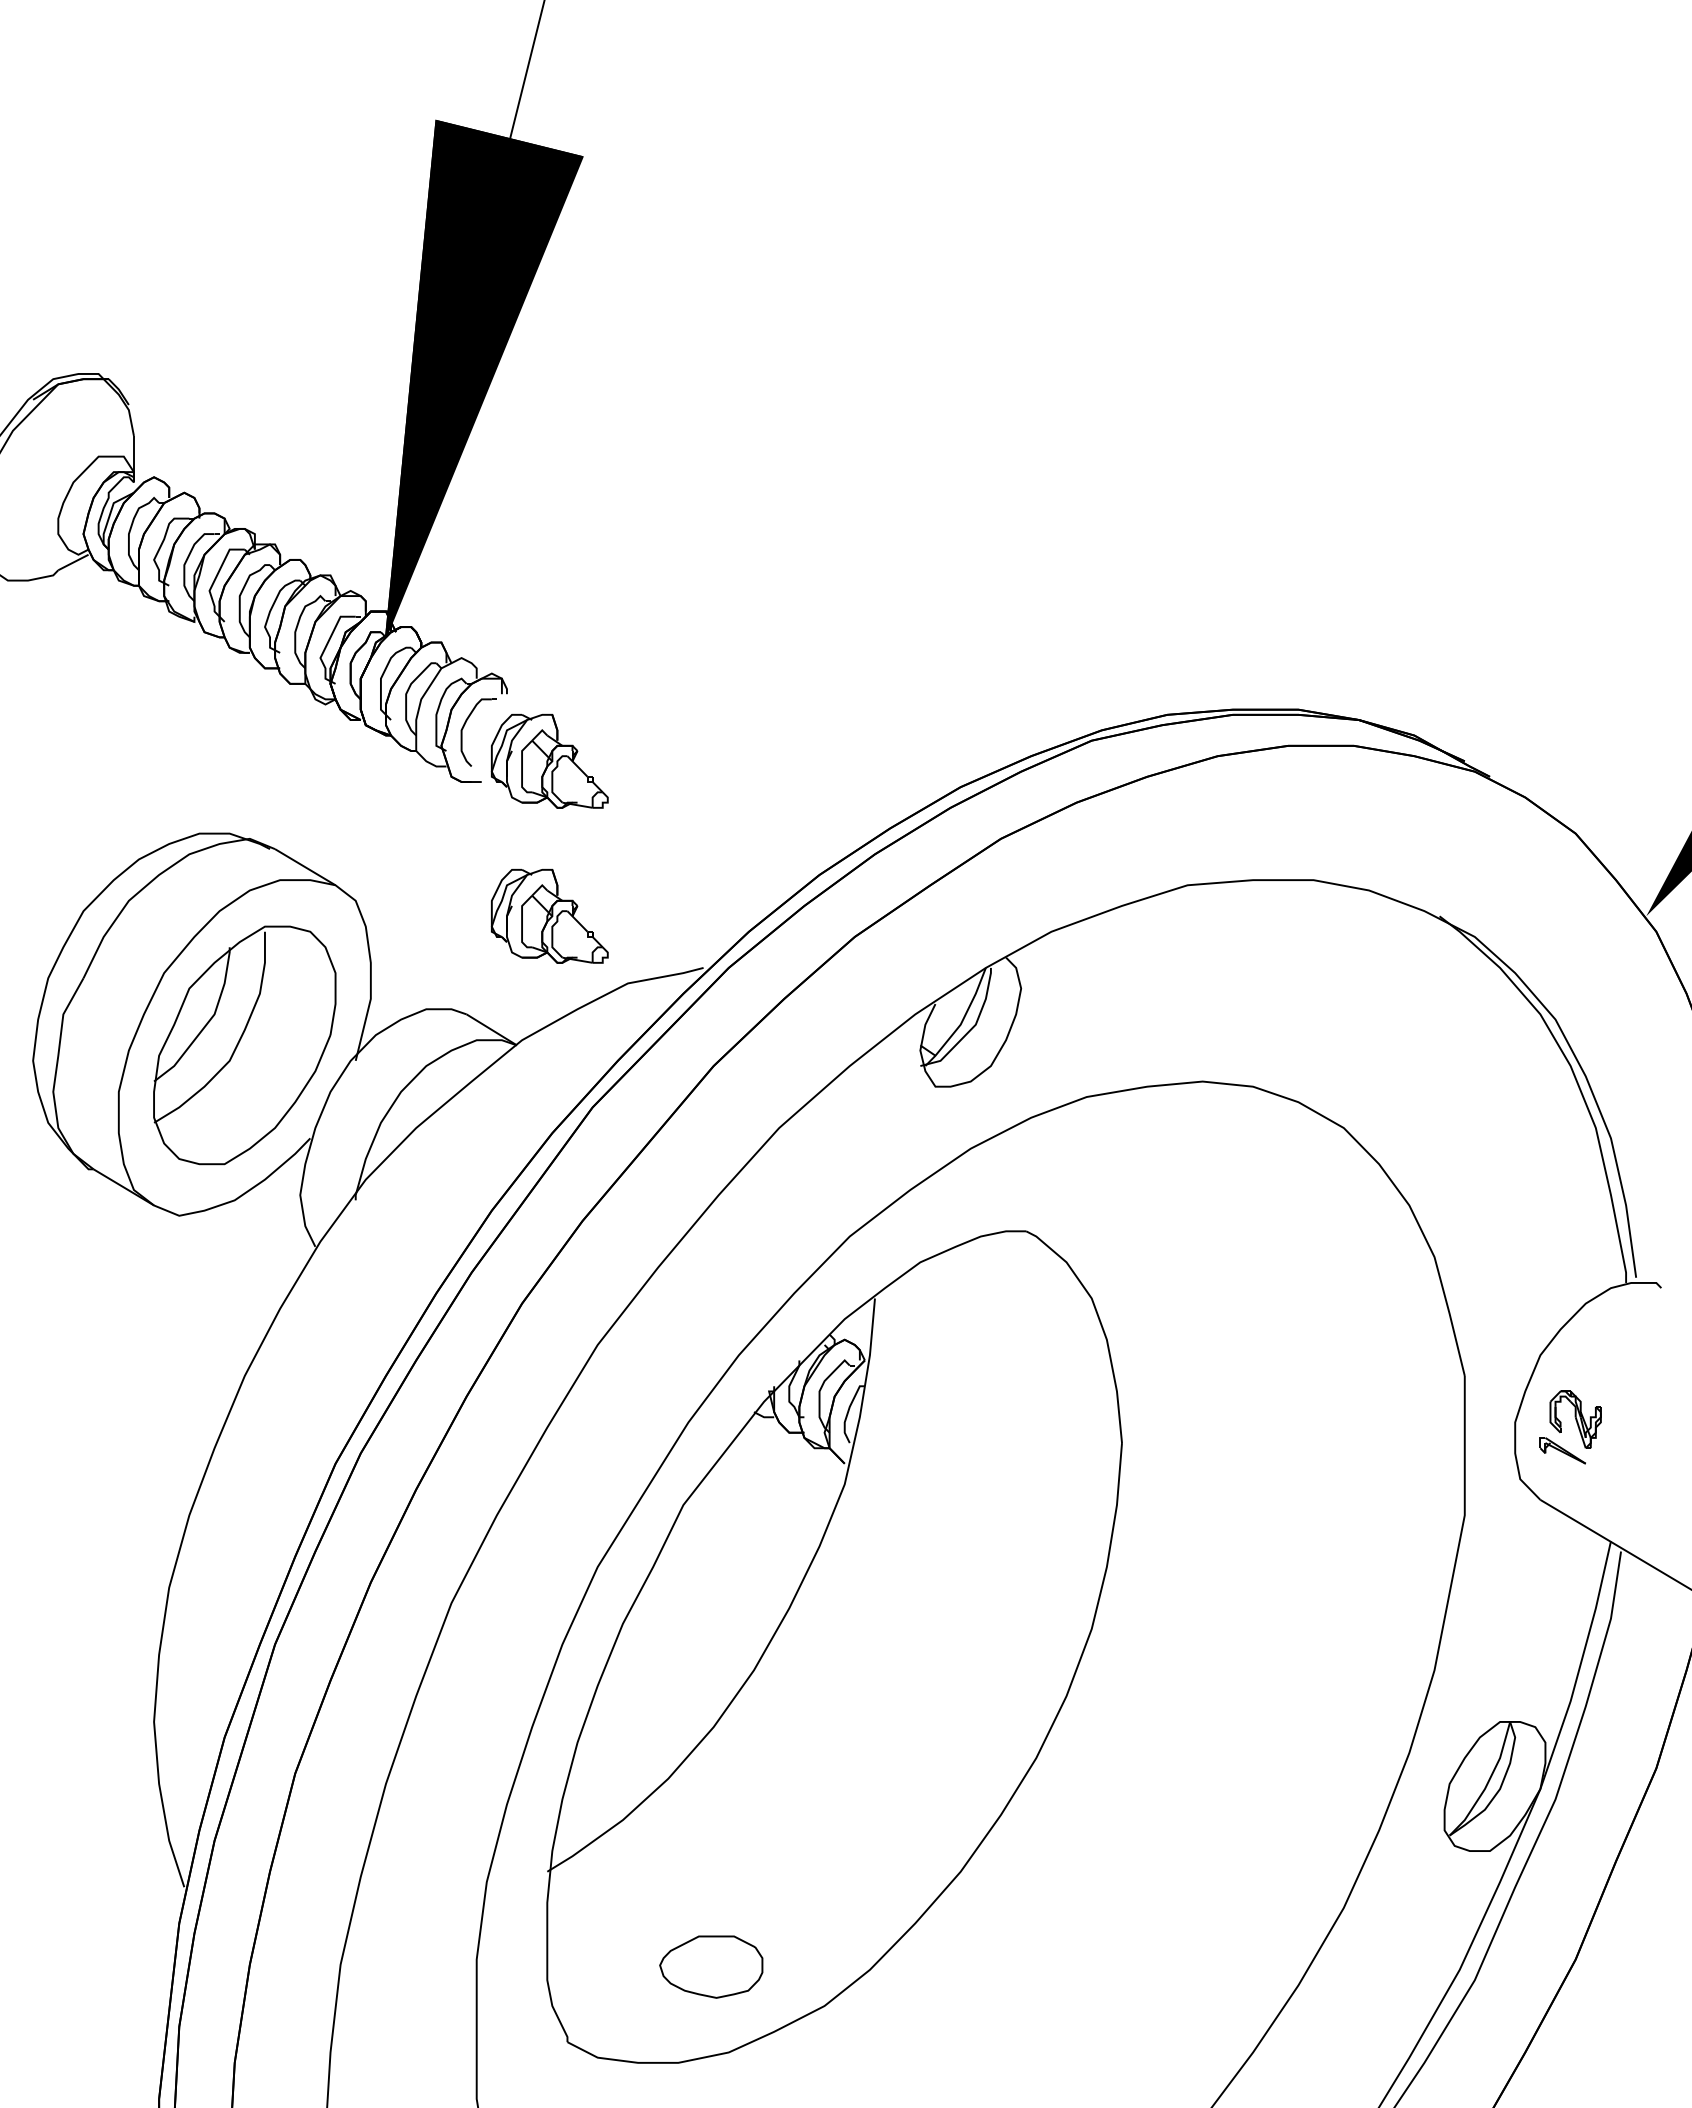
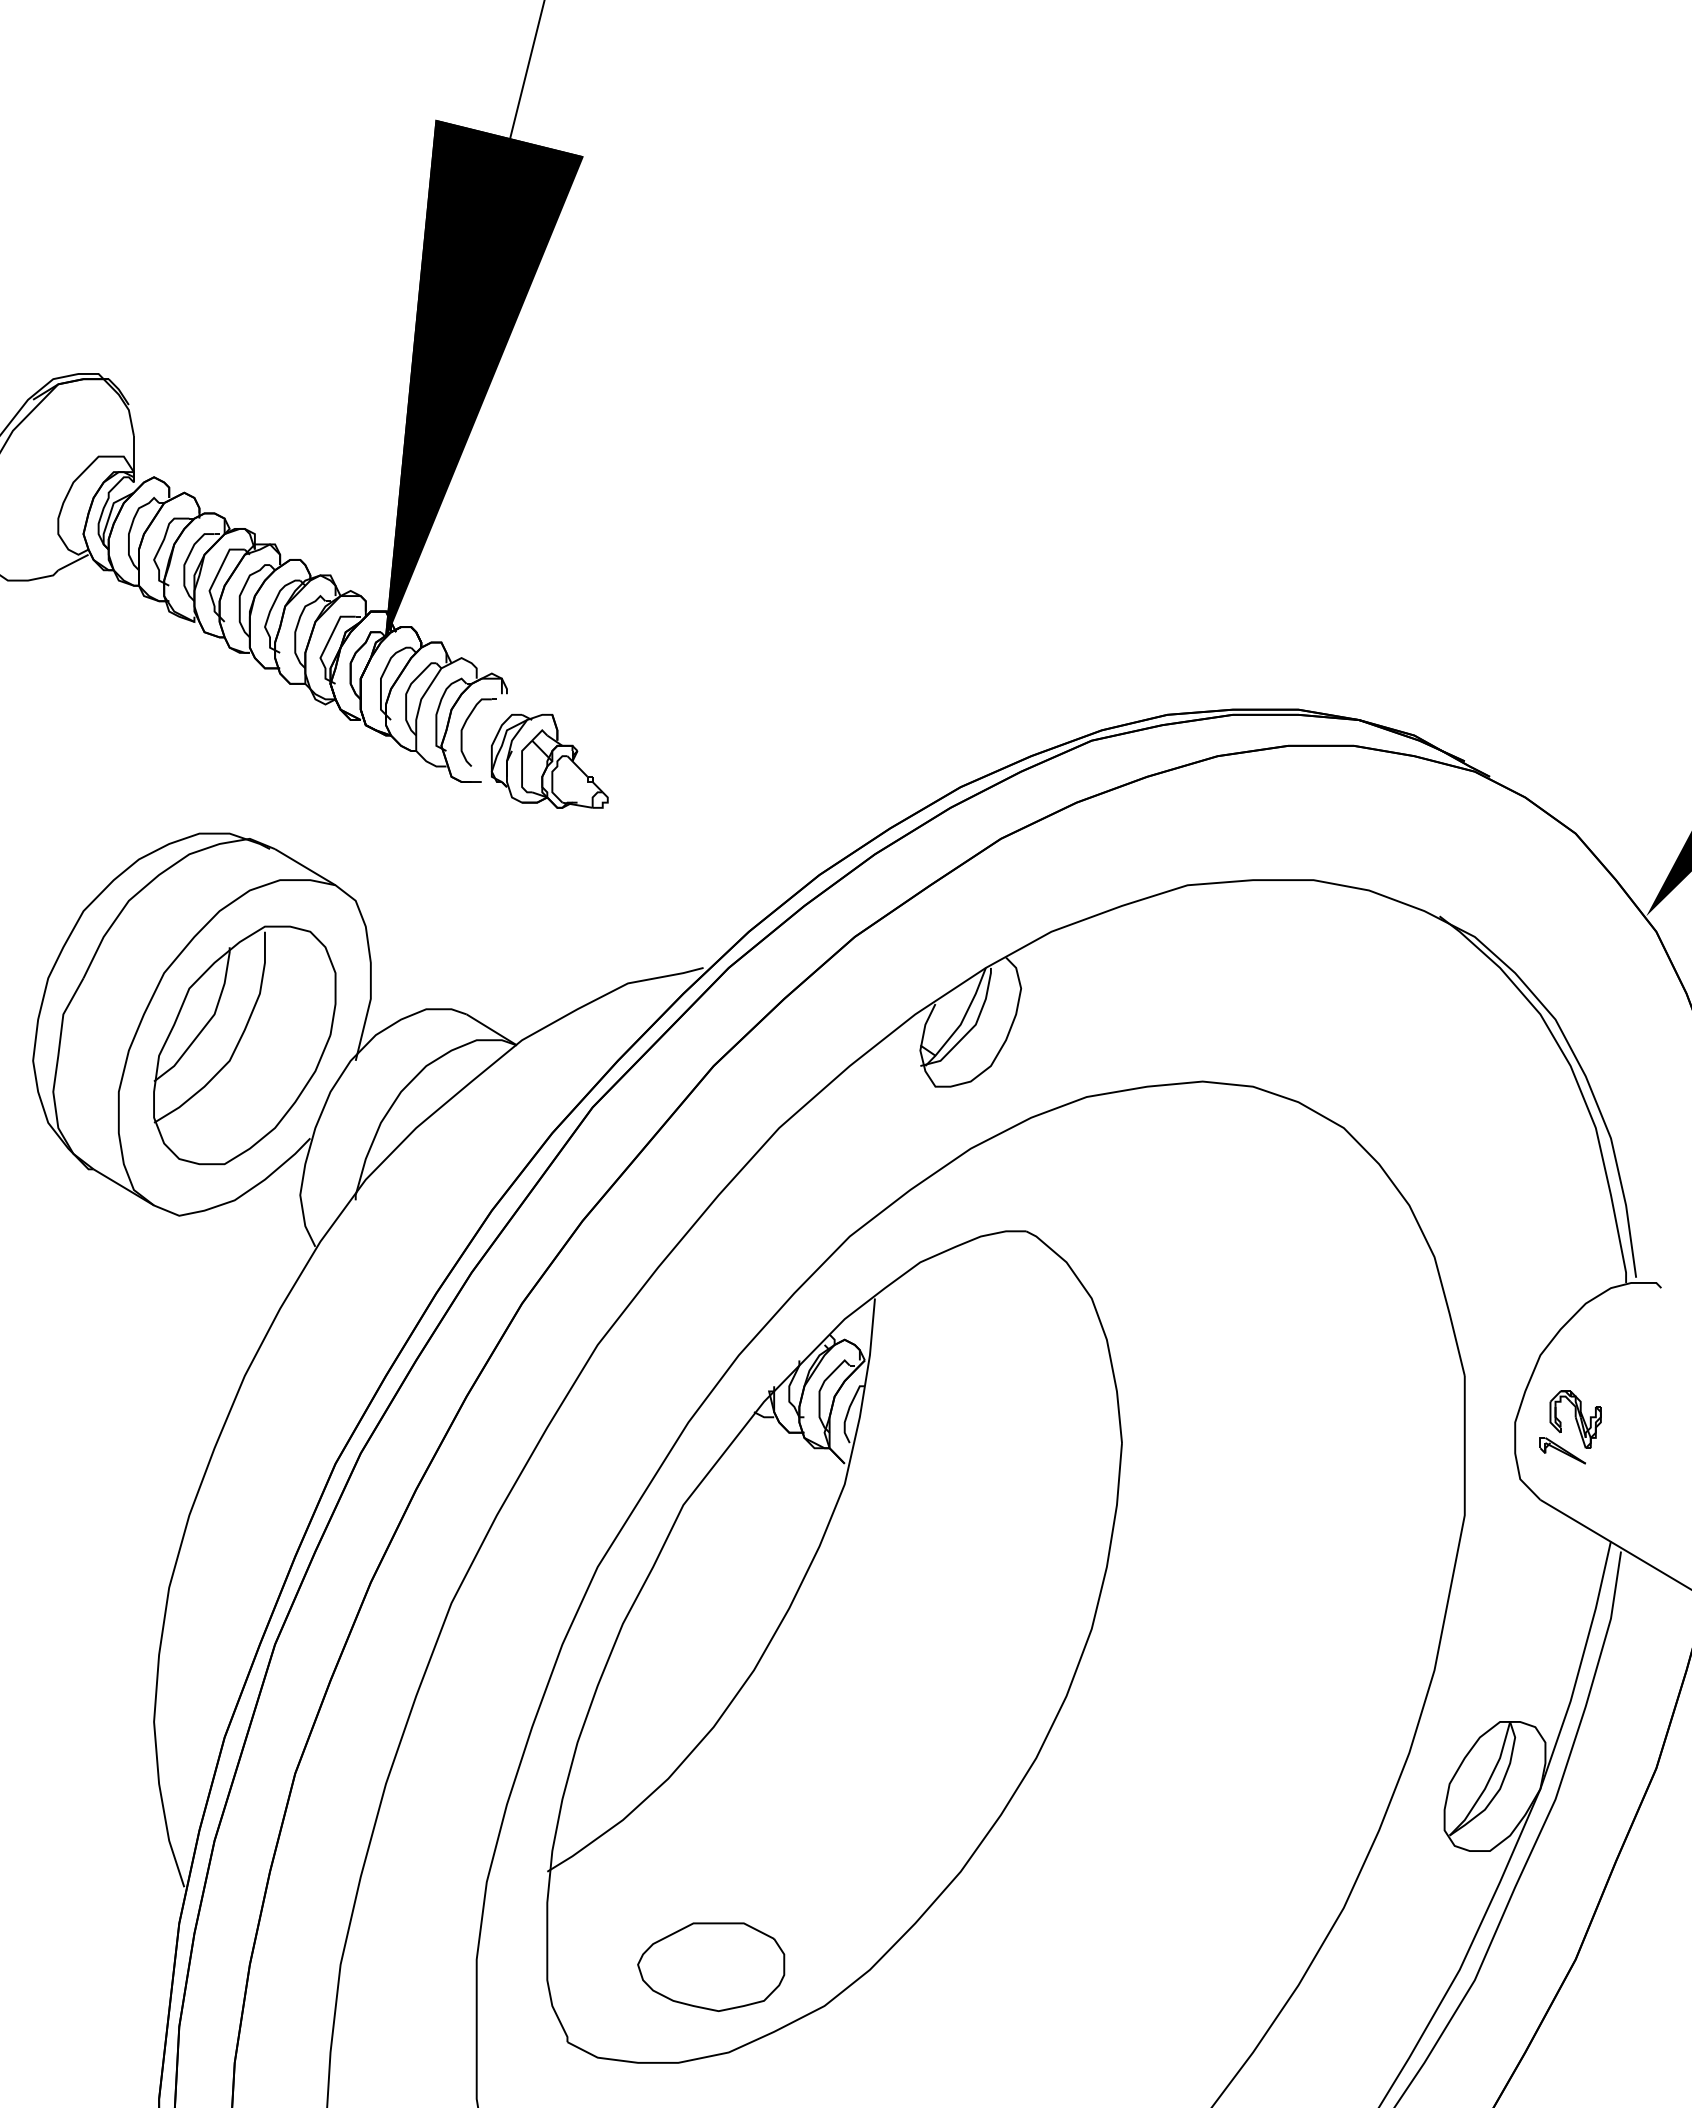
part: present -> none (549, 916)
part size: 105x64 px -> 149x90 px (711, 1966)
